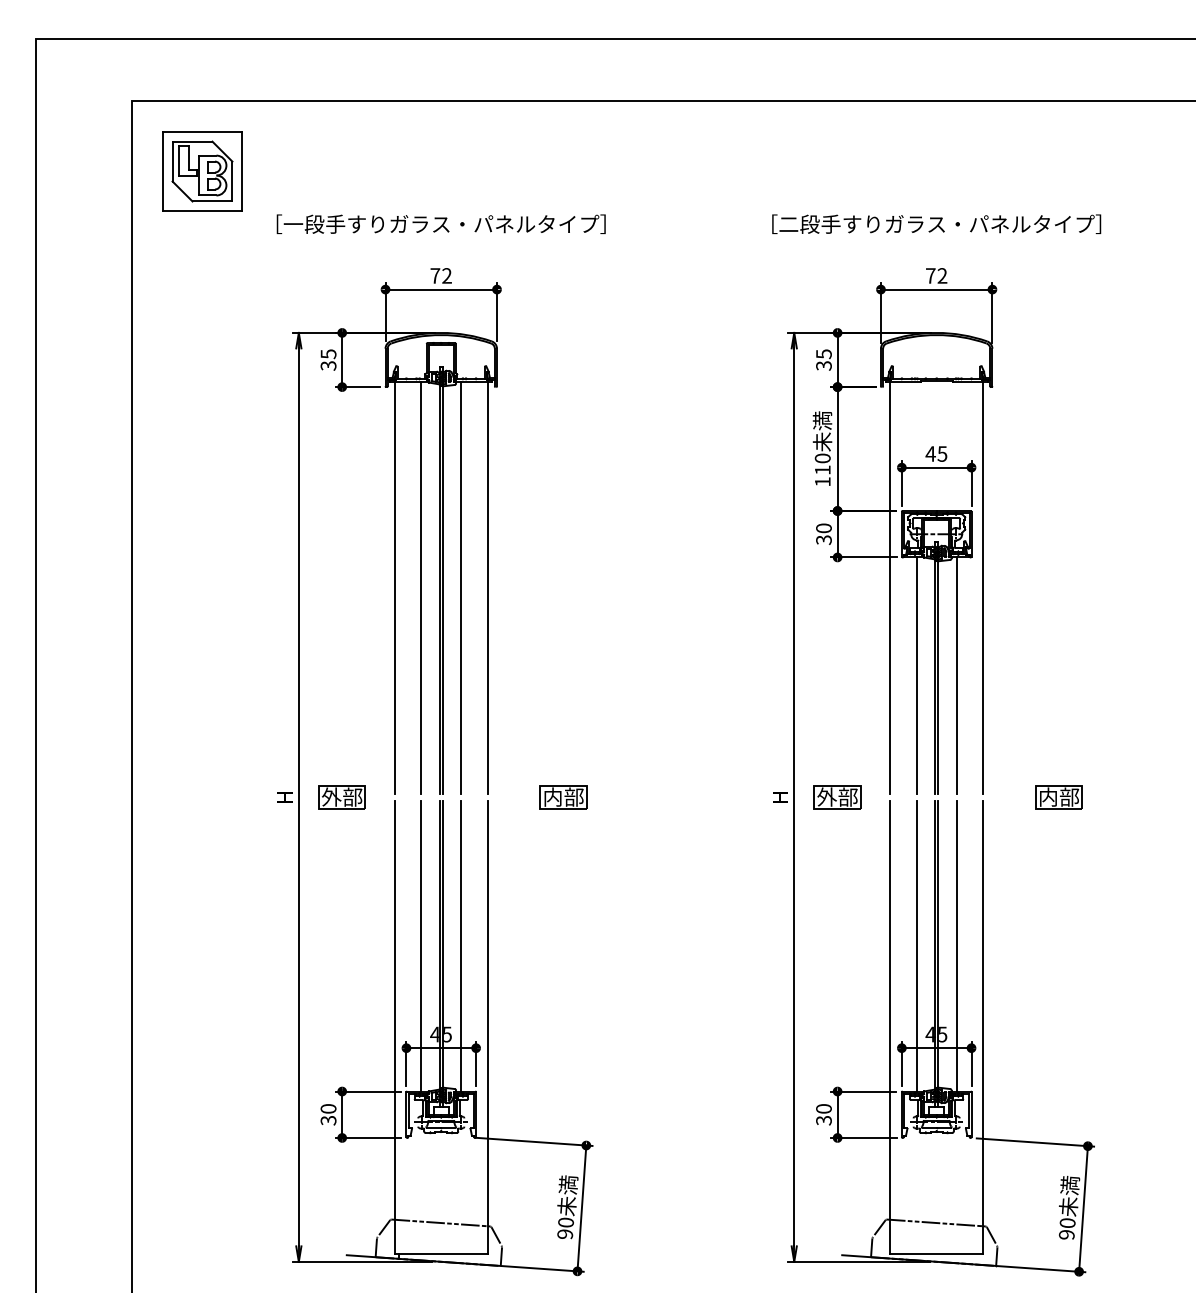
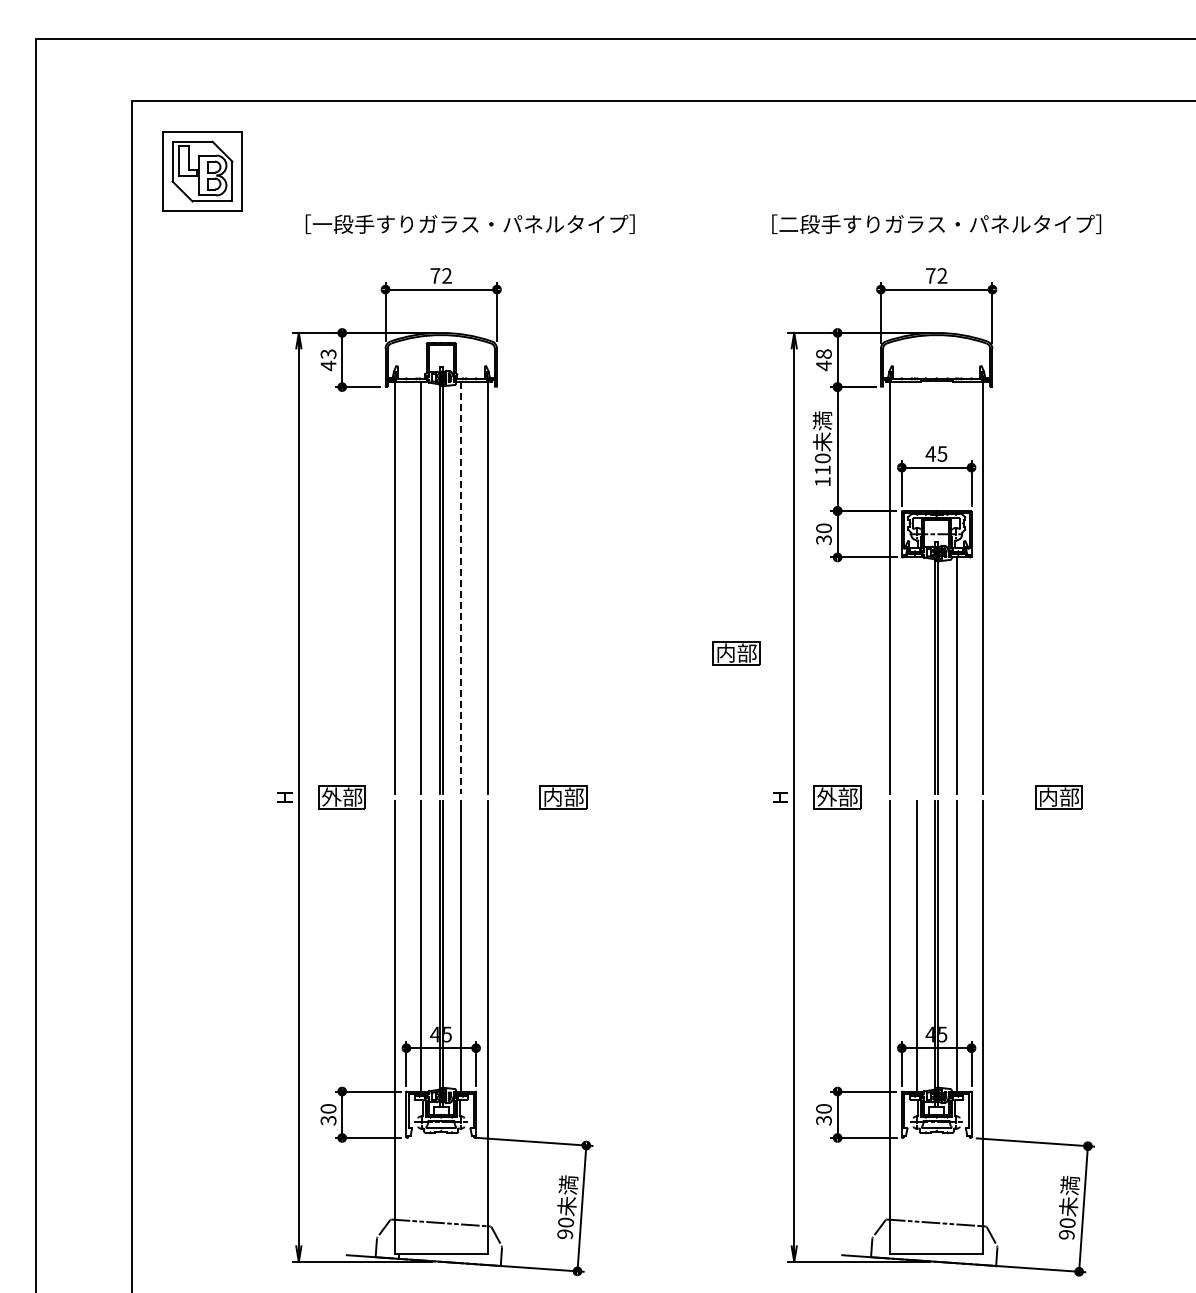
text position: (440, 223) -> (469, 223) (469, 223)
text: 35 -> 43 (328, 360)
text: 35 -> 48 (823, 360)
line: solid -> dashed (461, 587)
part: none -> present (736, 653)
line: present -> none (916, 675)
